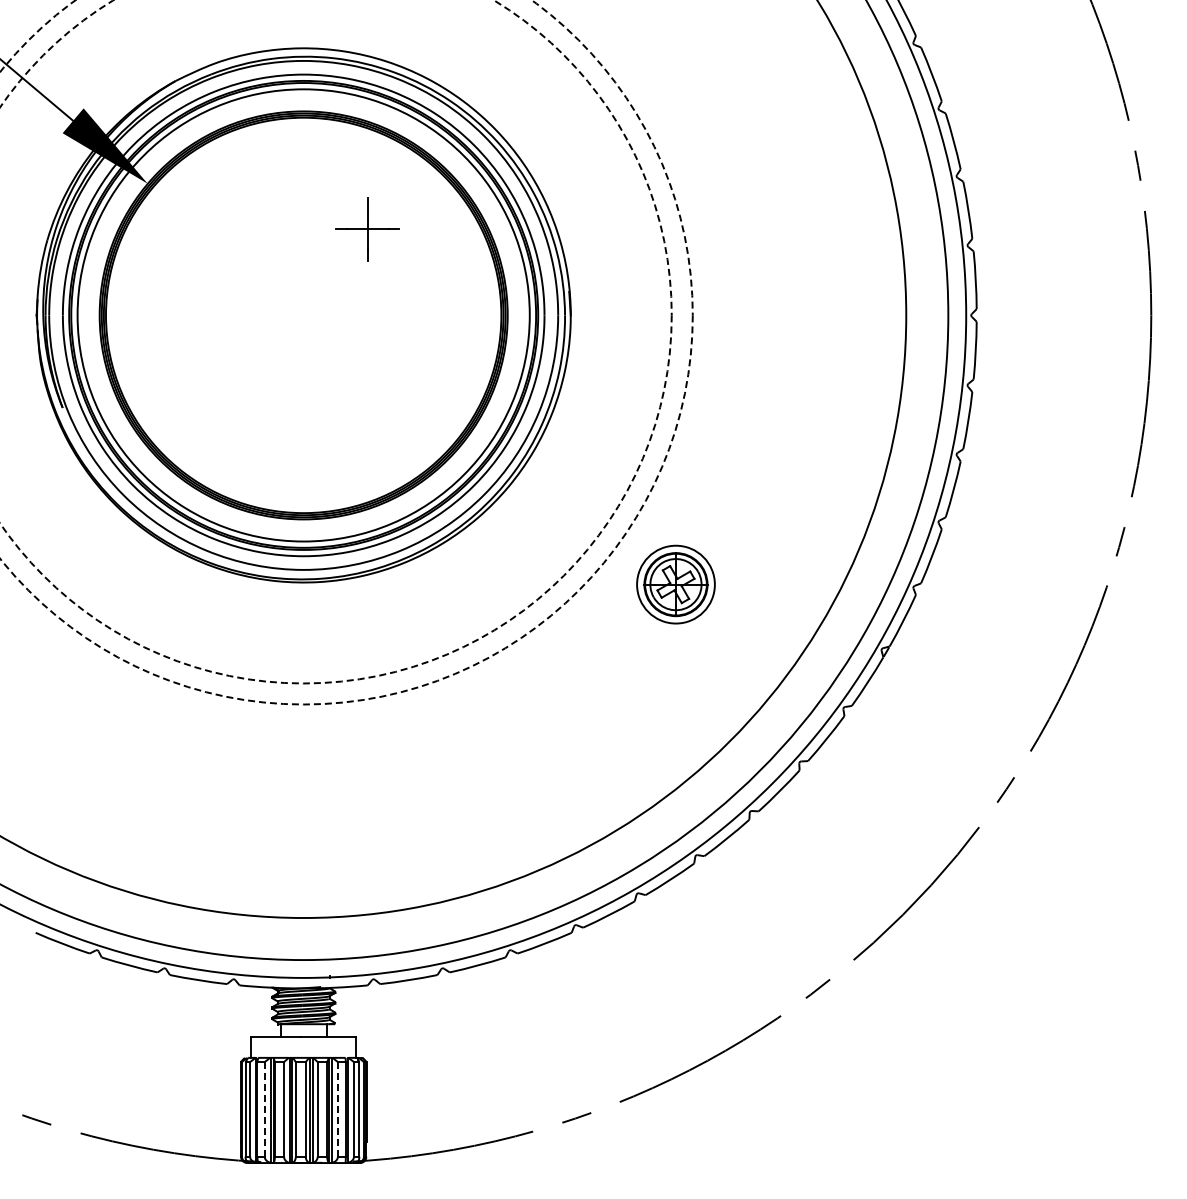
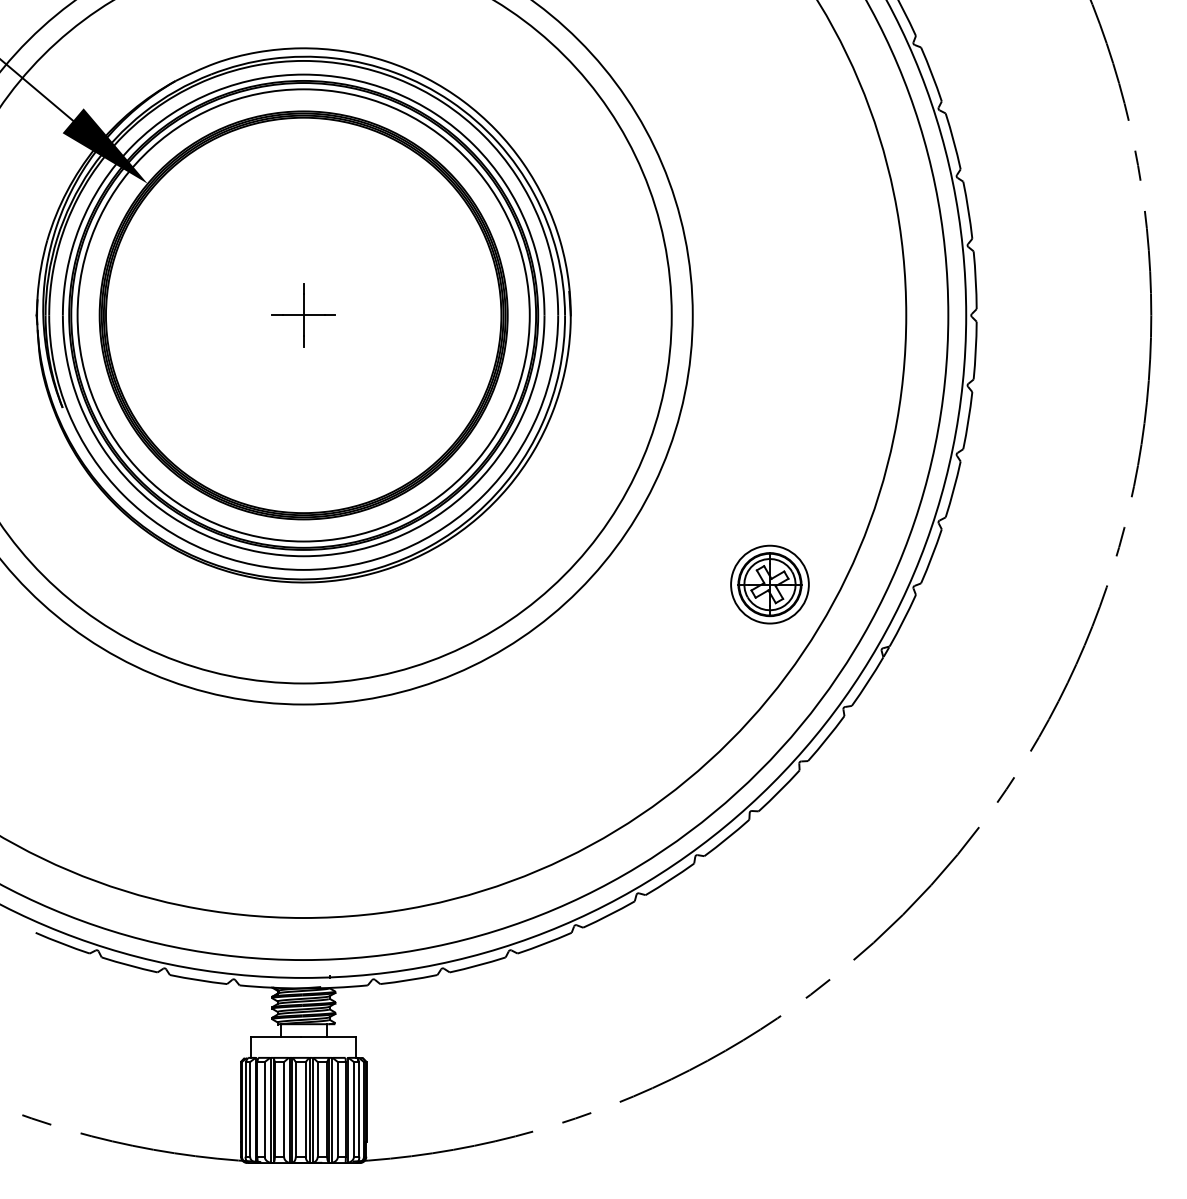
part position: (367, 229) -> (303, 315) (303, 315)
circle: dashed -> solid (335, 341)
circle: dashed -> solid (346, 352)
part position: (675, 584) -> (769, 584) (769, 584)
line: dashed -> solid (264, 1108)
line: dashed -> solid (337, 1109)
